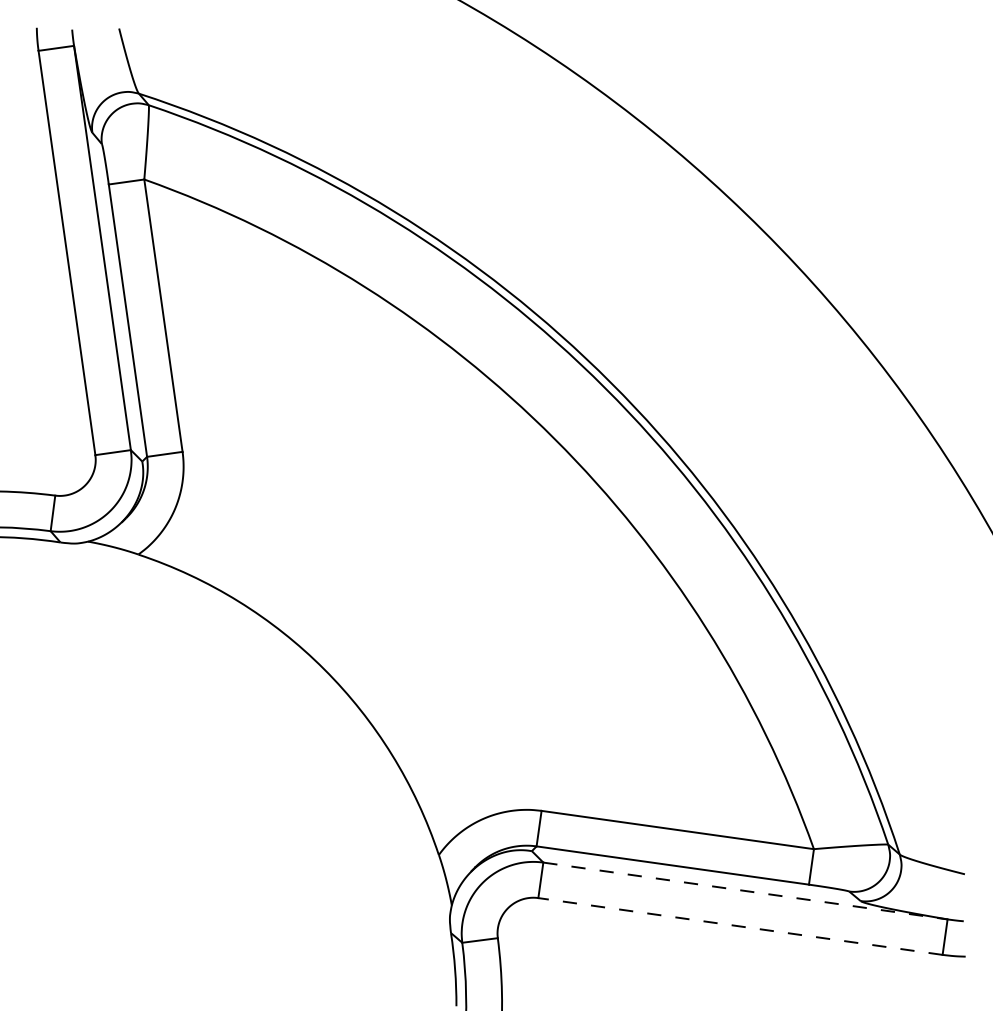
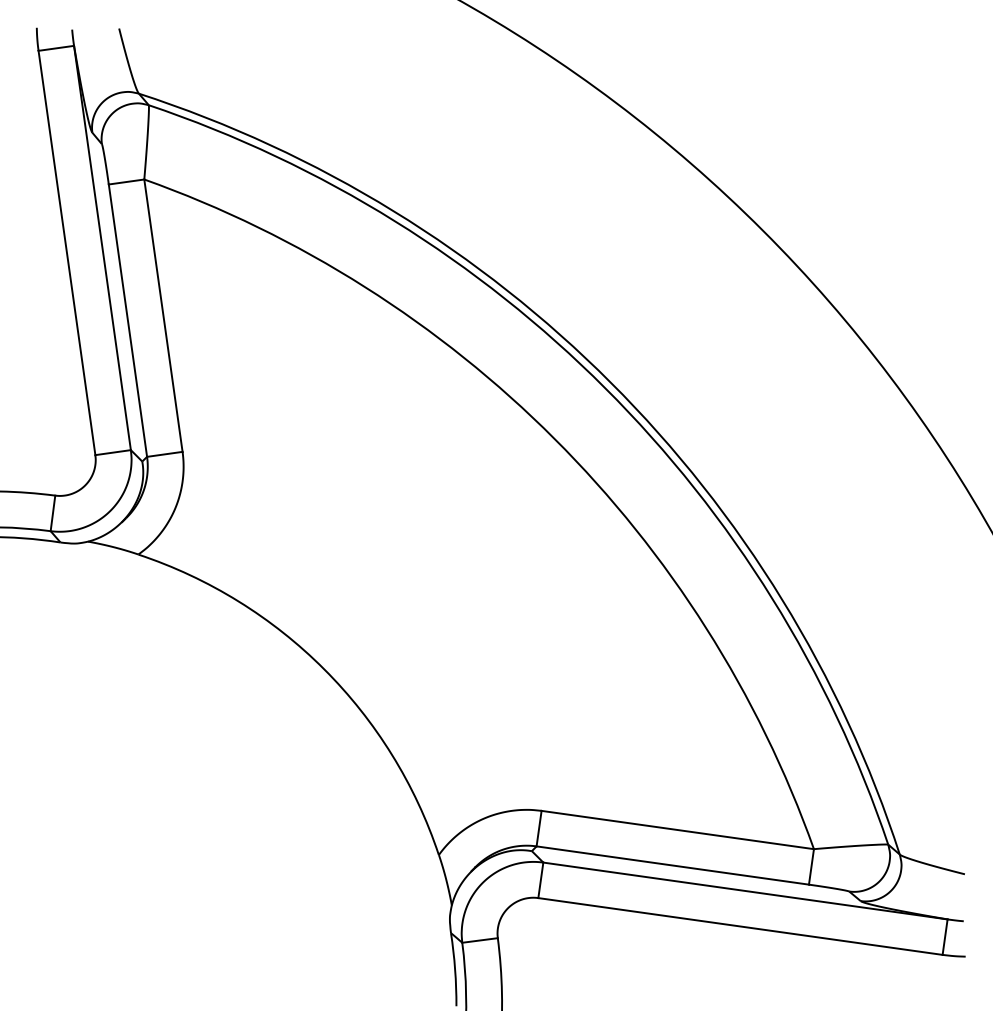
line: dashed -> solid (745, 891)
line: dashed -> solid (739, 926)
